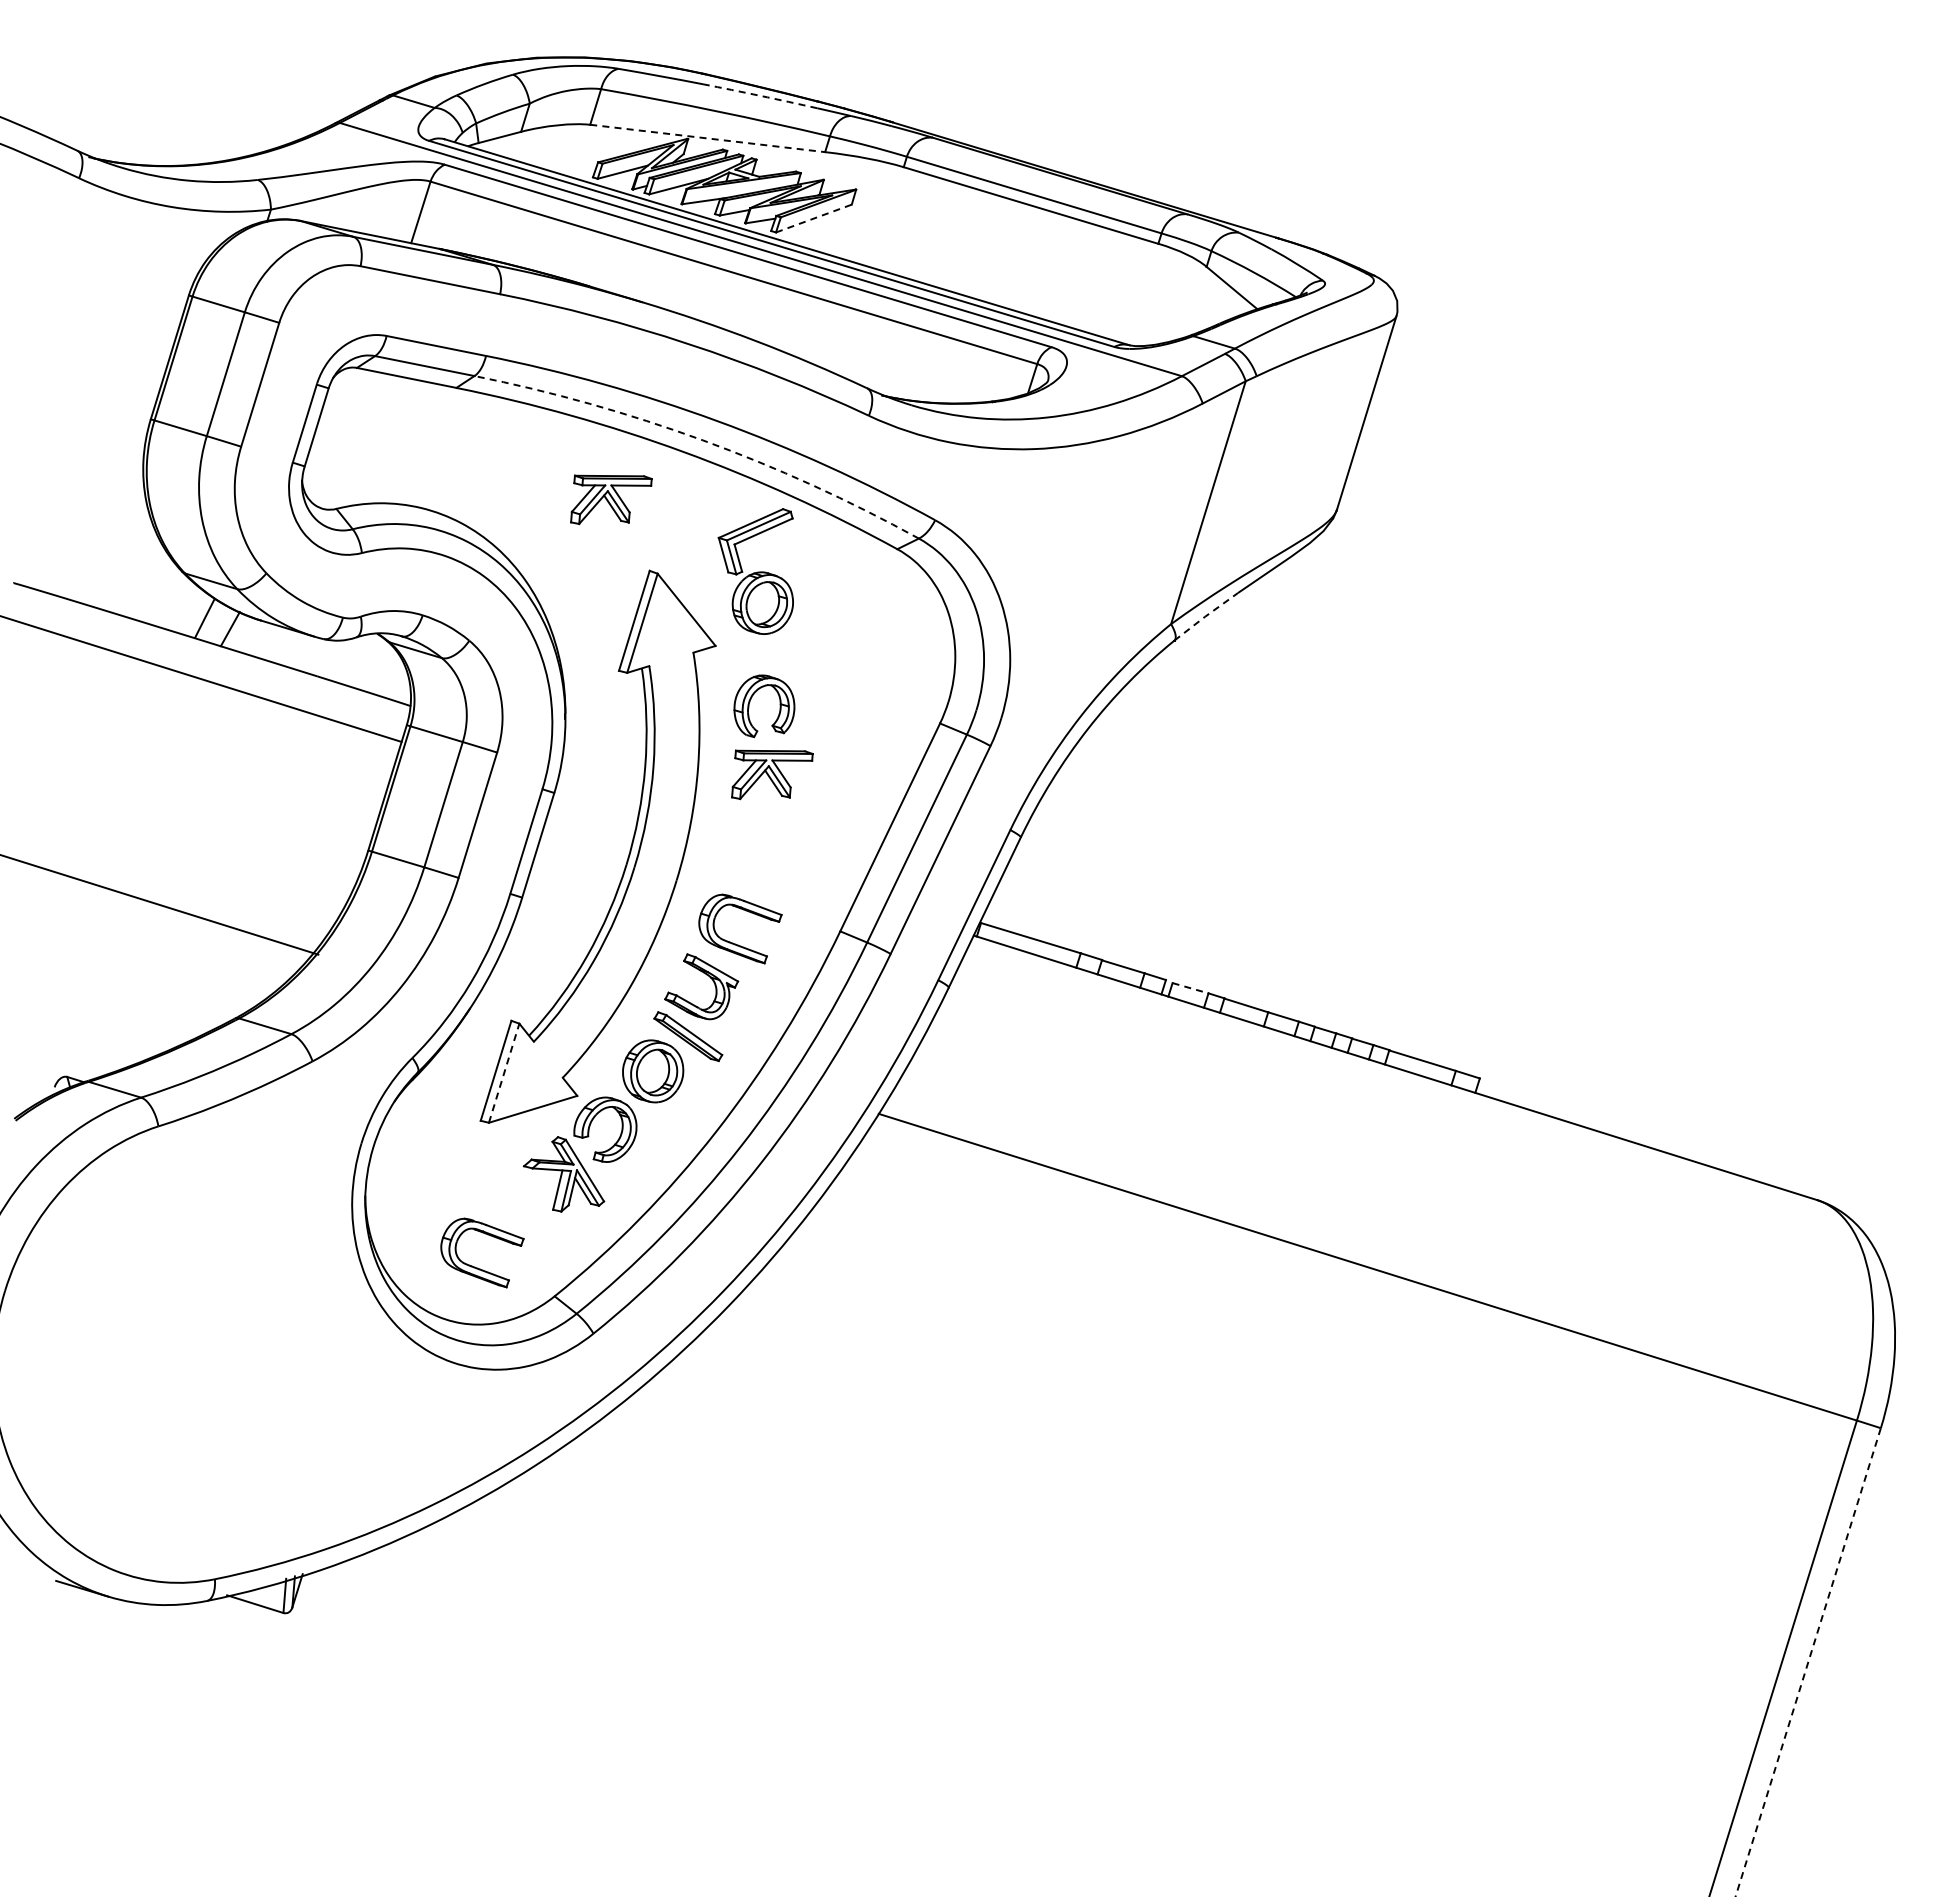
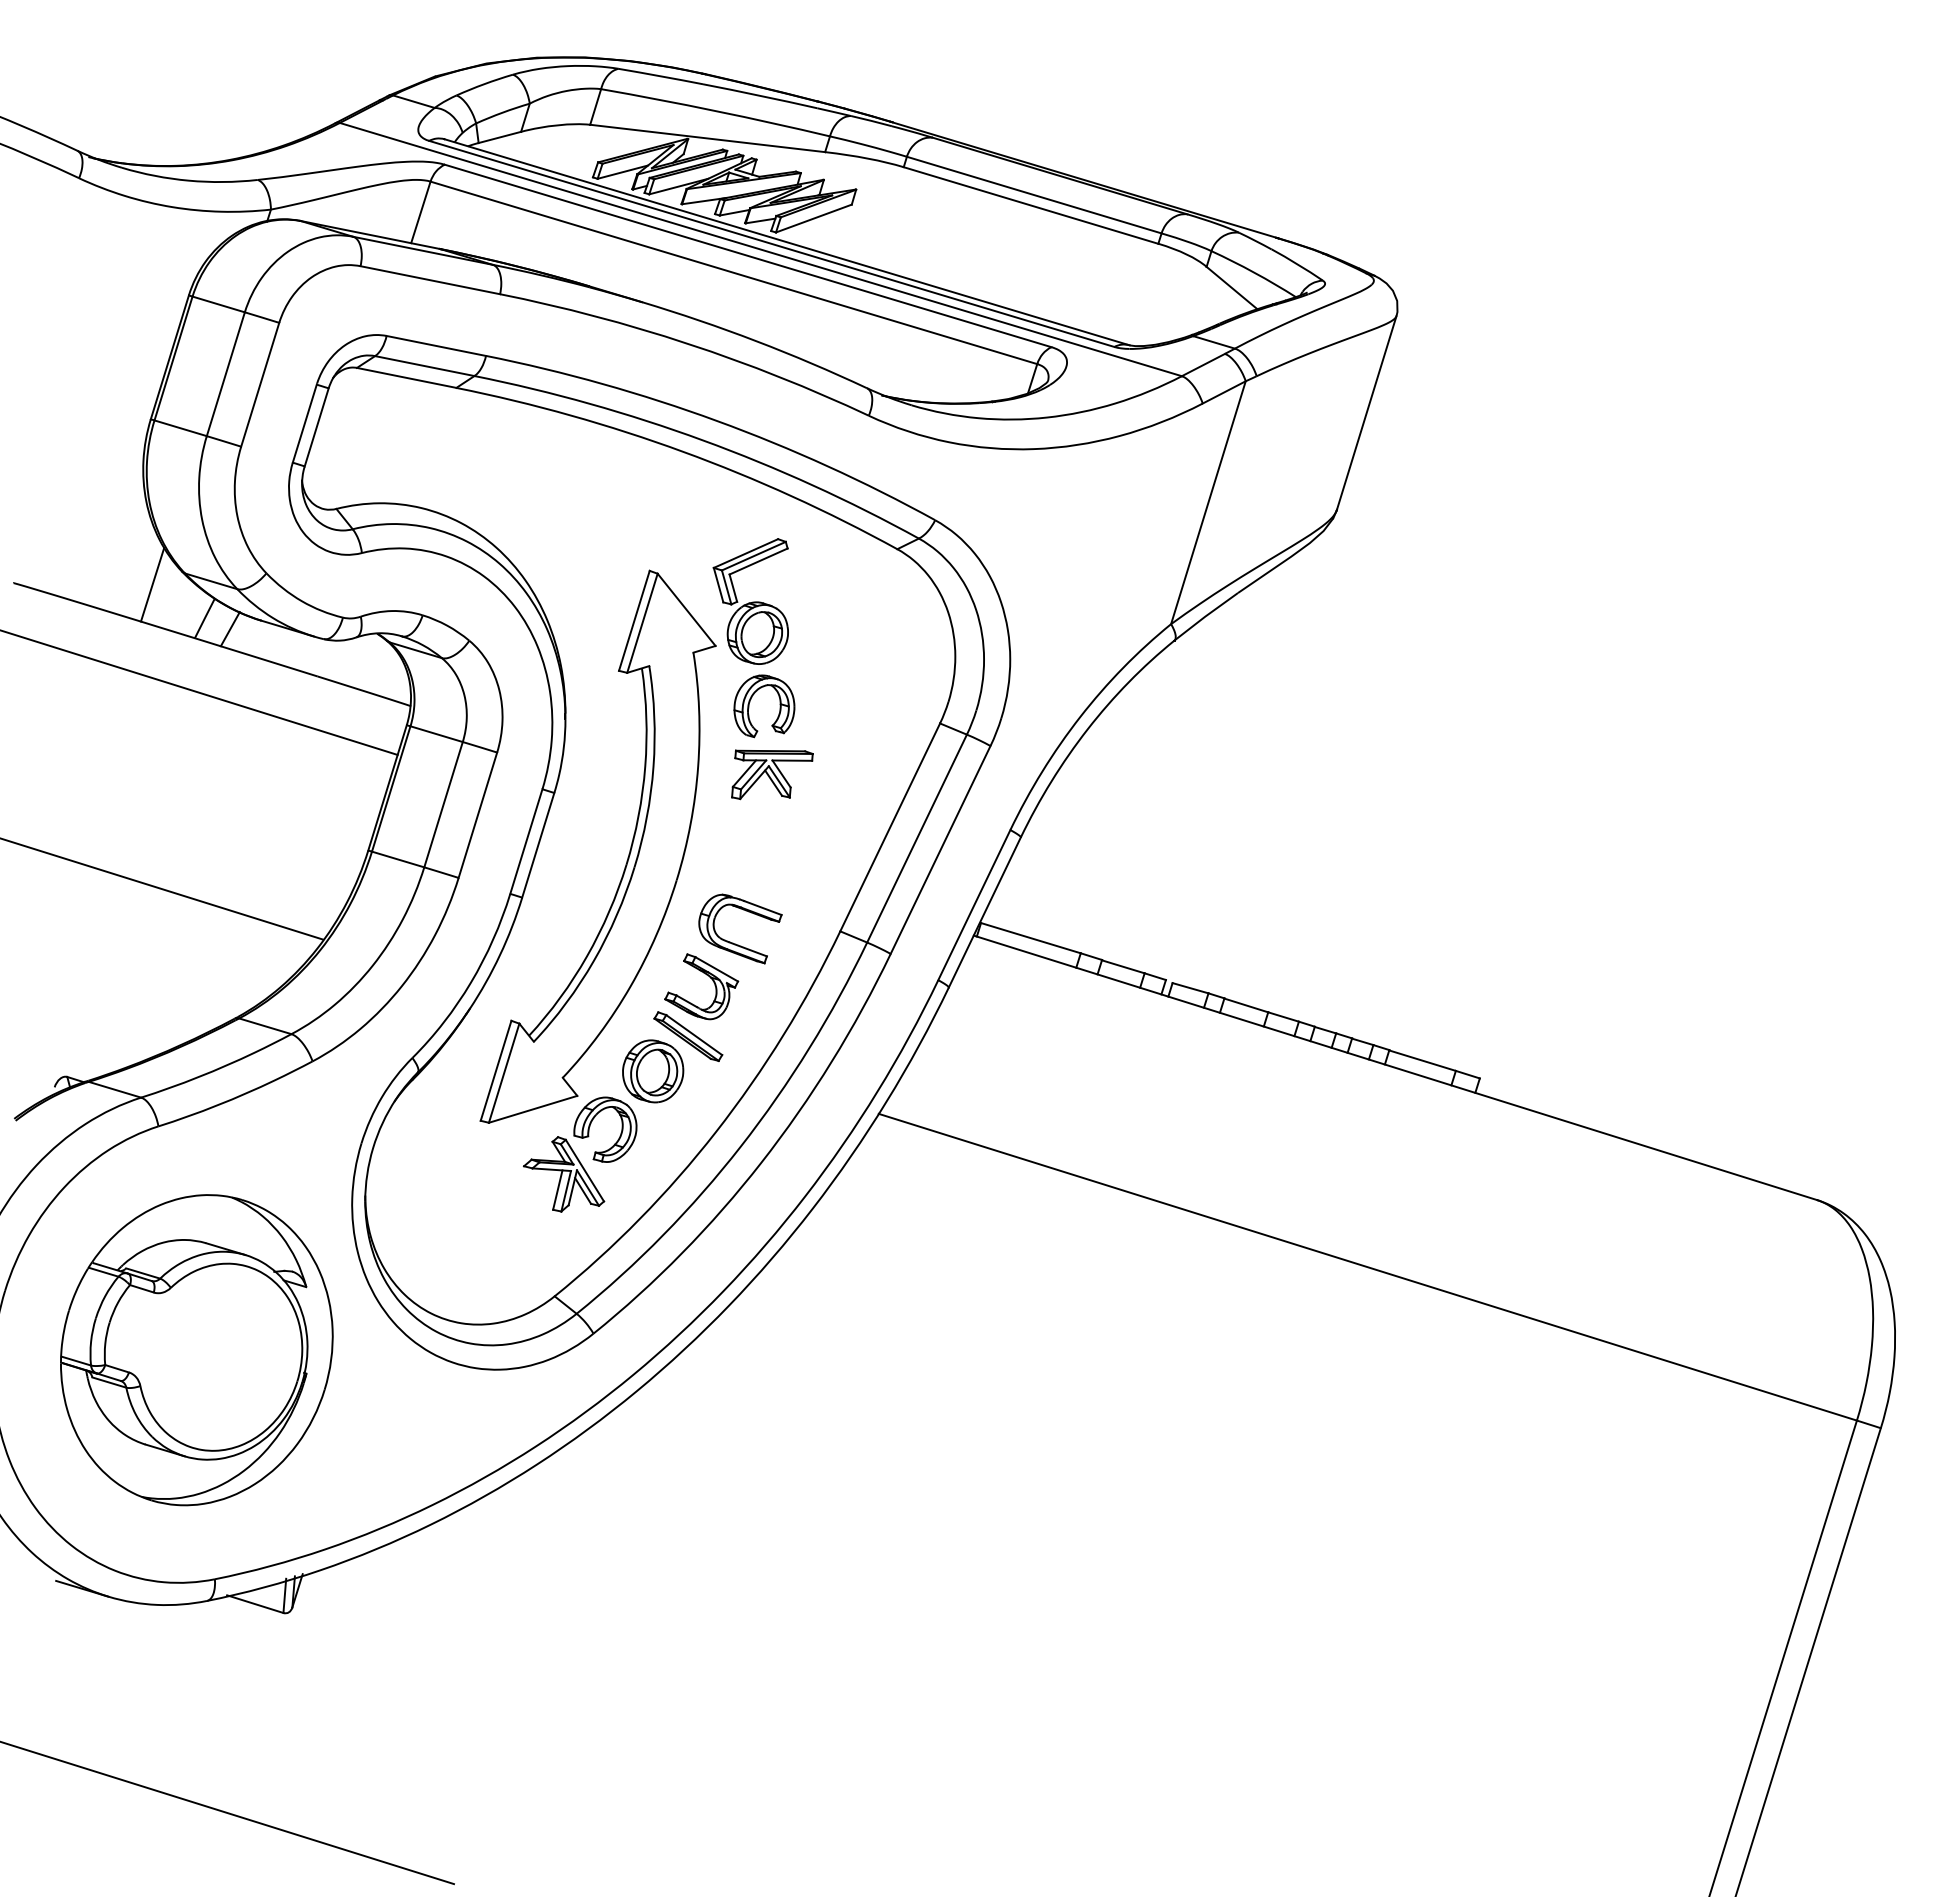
arc: dashed -> solid (760, 95)
line: dashed -> solid (708, 138)
line: dashed -> solid (814, 218)
arc: dashed -> solid (702, 440)
part: present -> none (611, 499)
part position: (755, 571) -> (750, 601) (750, 601)
line: none -> present (152, 584)
line: dashed -> solid (1205, 616)
line position: (201, 678) -> (199, 692) (199, 692)
line position: (160, 904) -> (162, 889) (162, 889)
line: dashed -> solid (1190, 988)
line: dashed -> solid (504, 1073)
part: present -> none (475, 1266)
part: none -> present (196, 1350)
line: dashed -> solid (1808, 1662)
line: none -> present (228, 1813)
